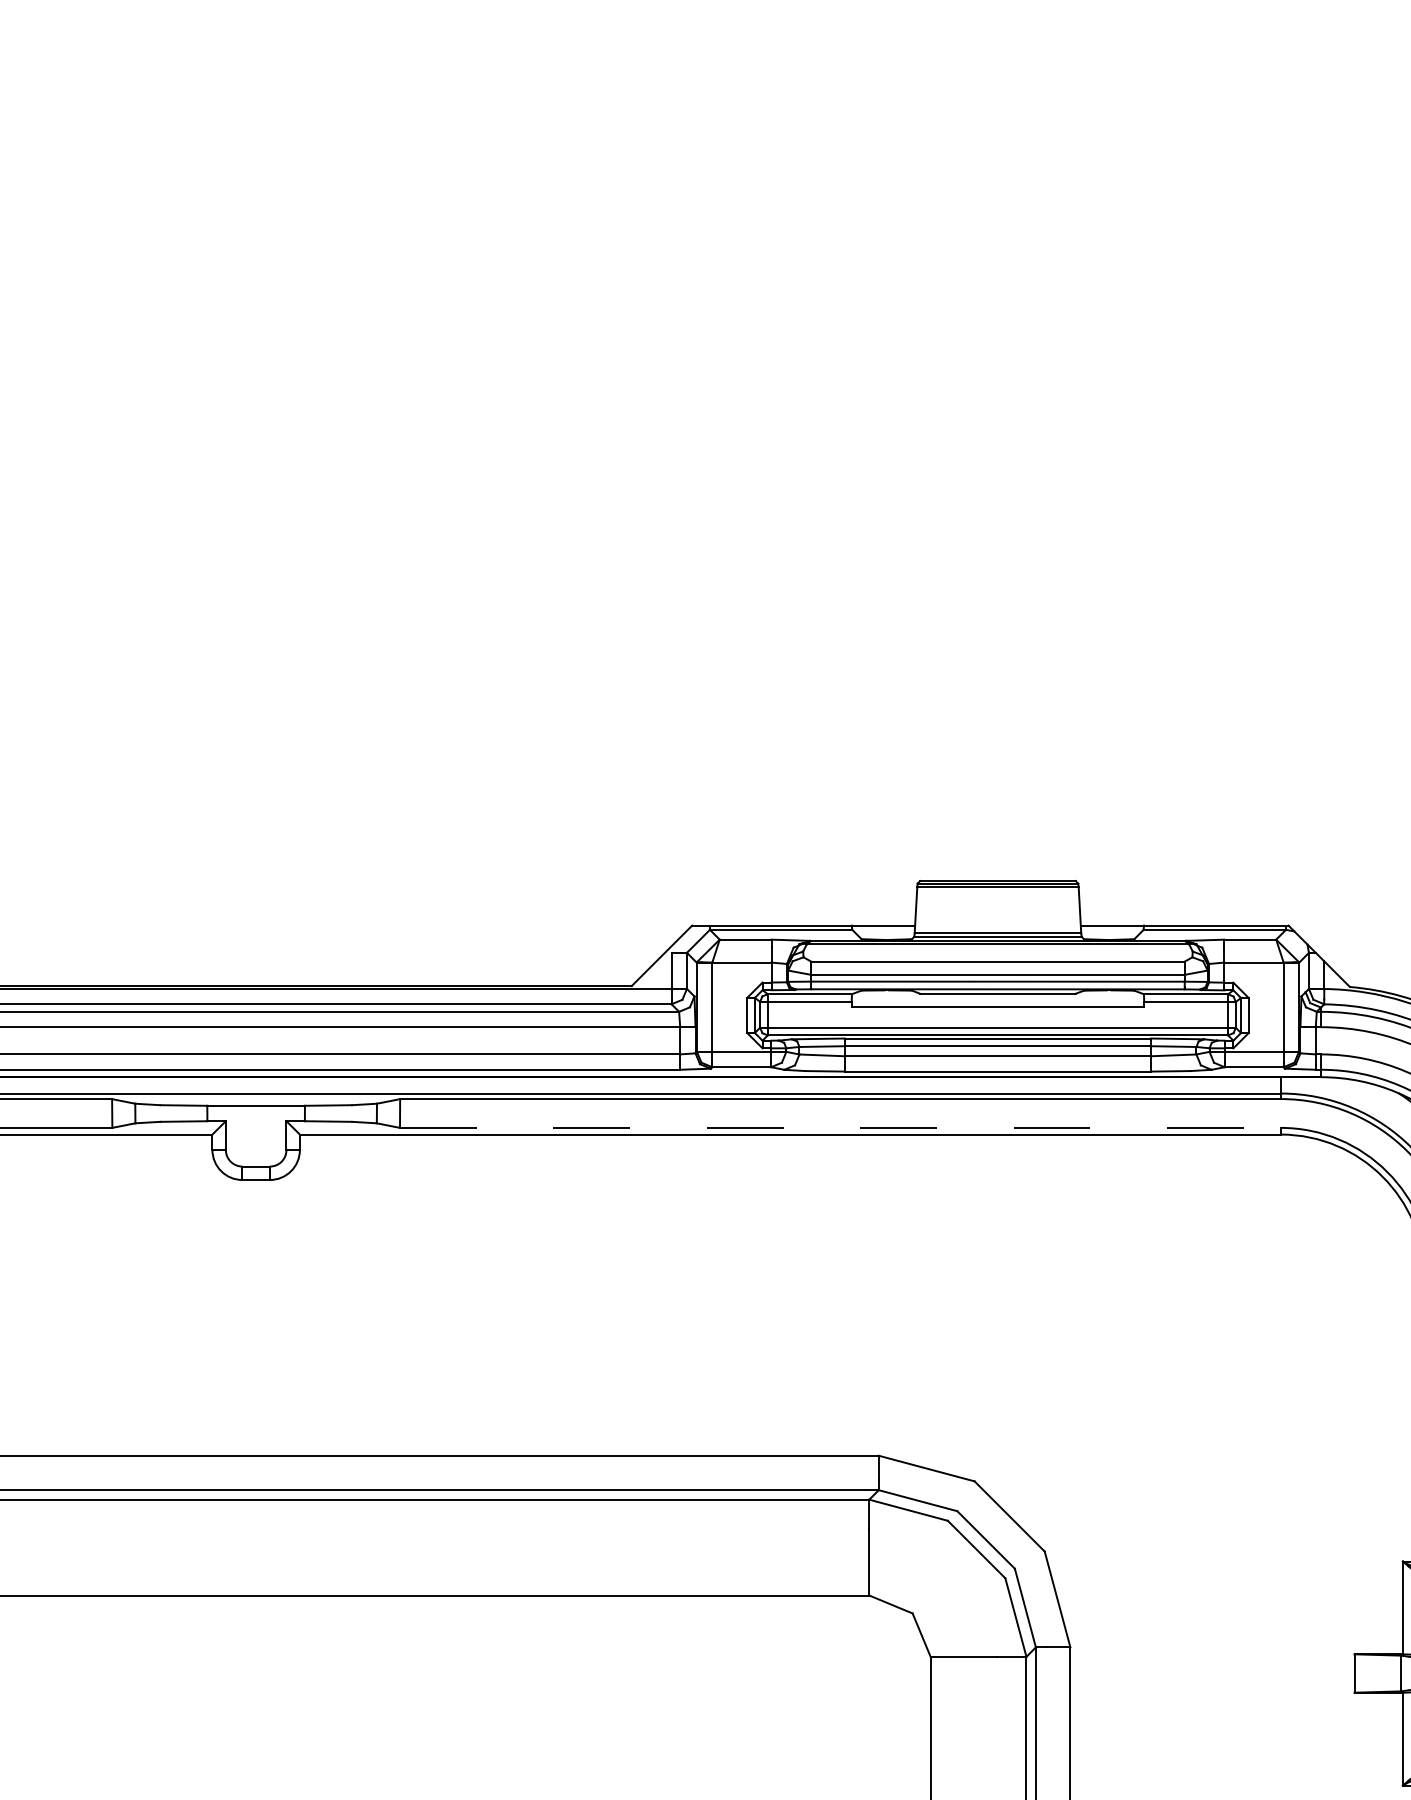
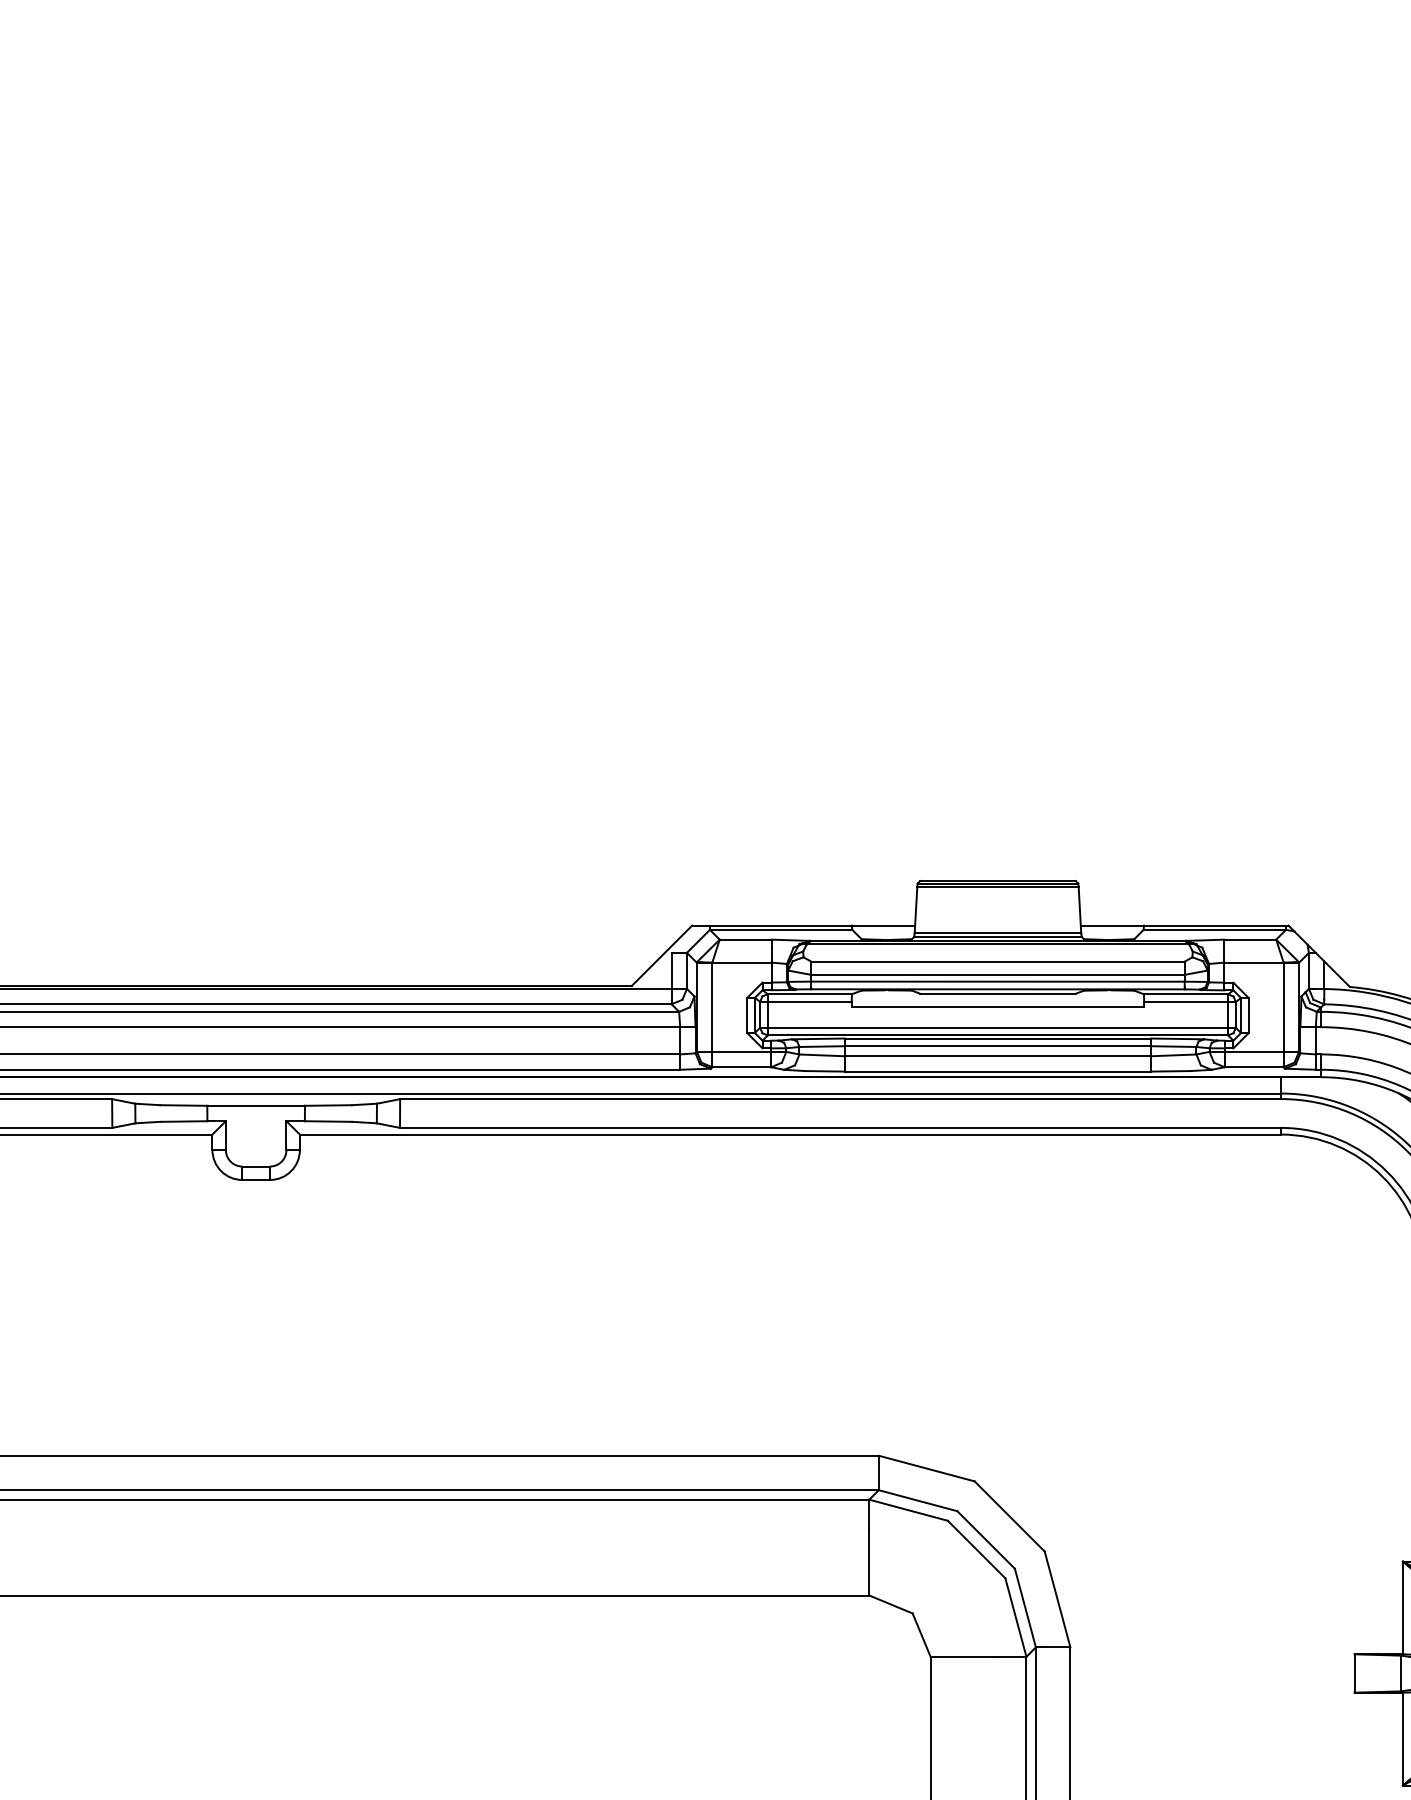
line: dashed -> solid (840, 1127)
